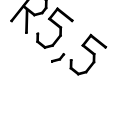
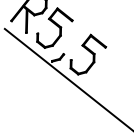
line: none -> present (67, 78)
